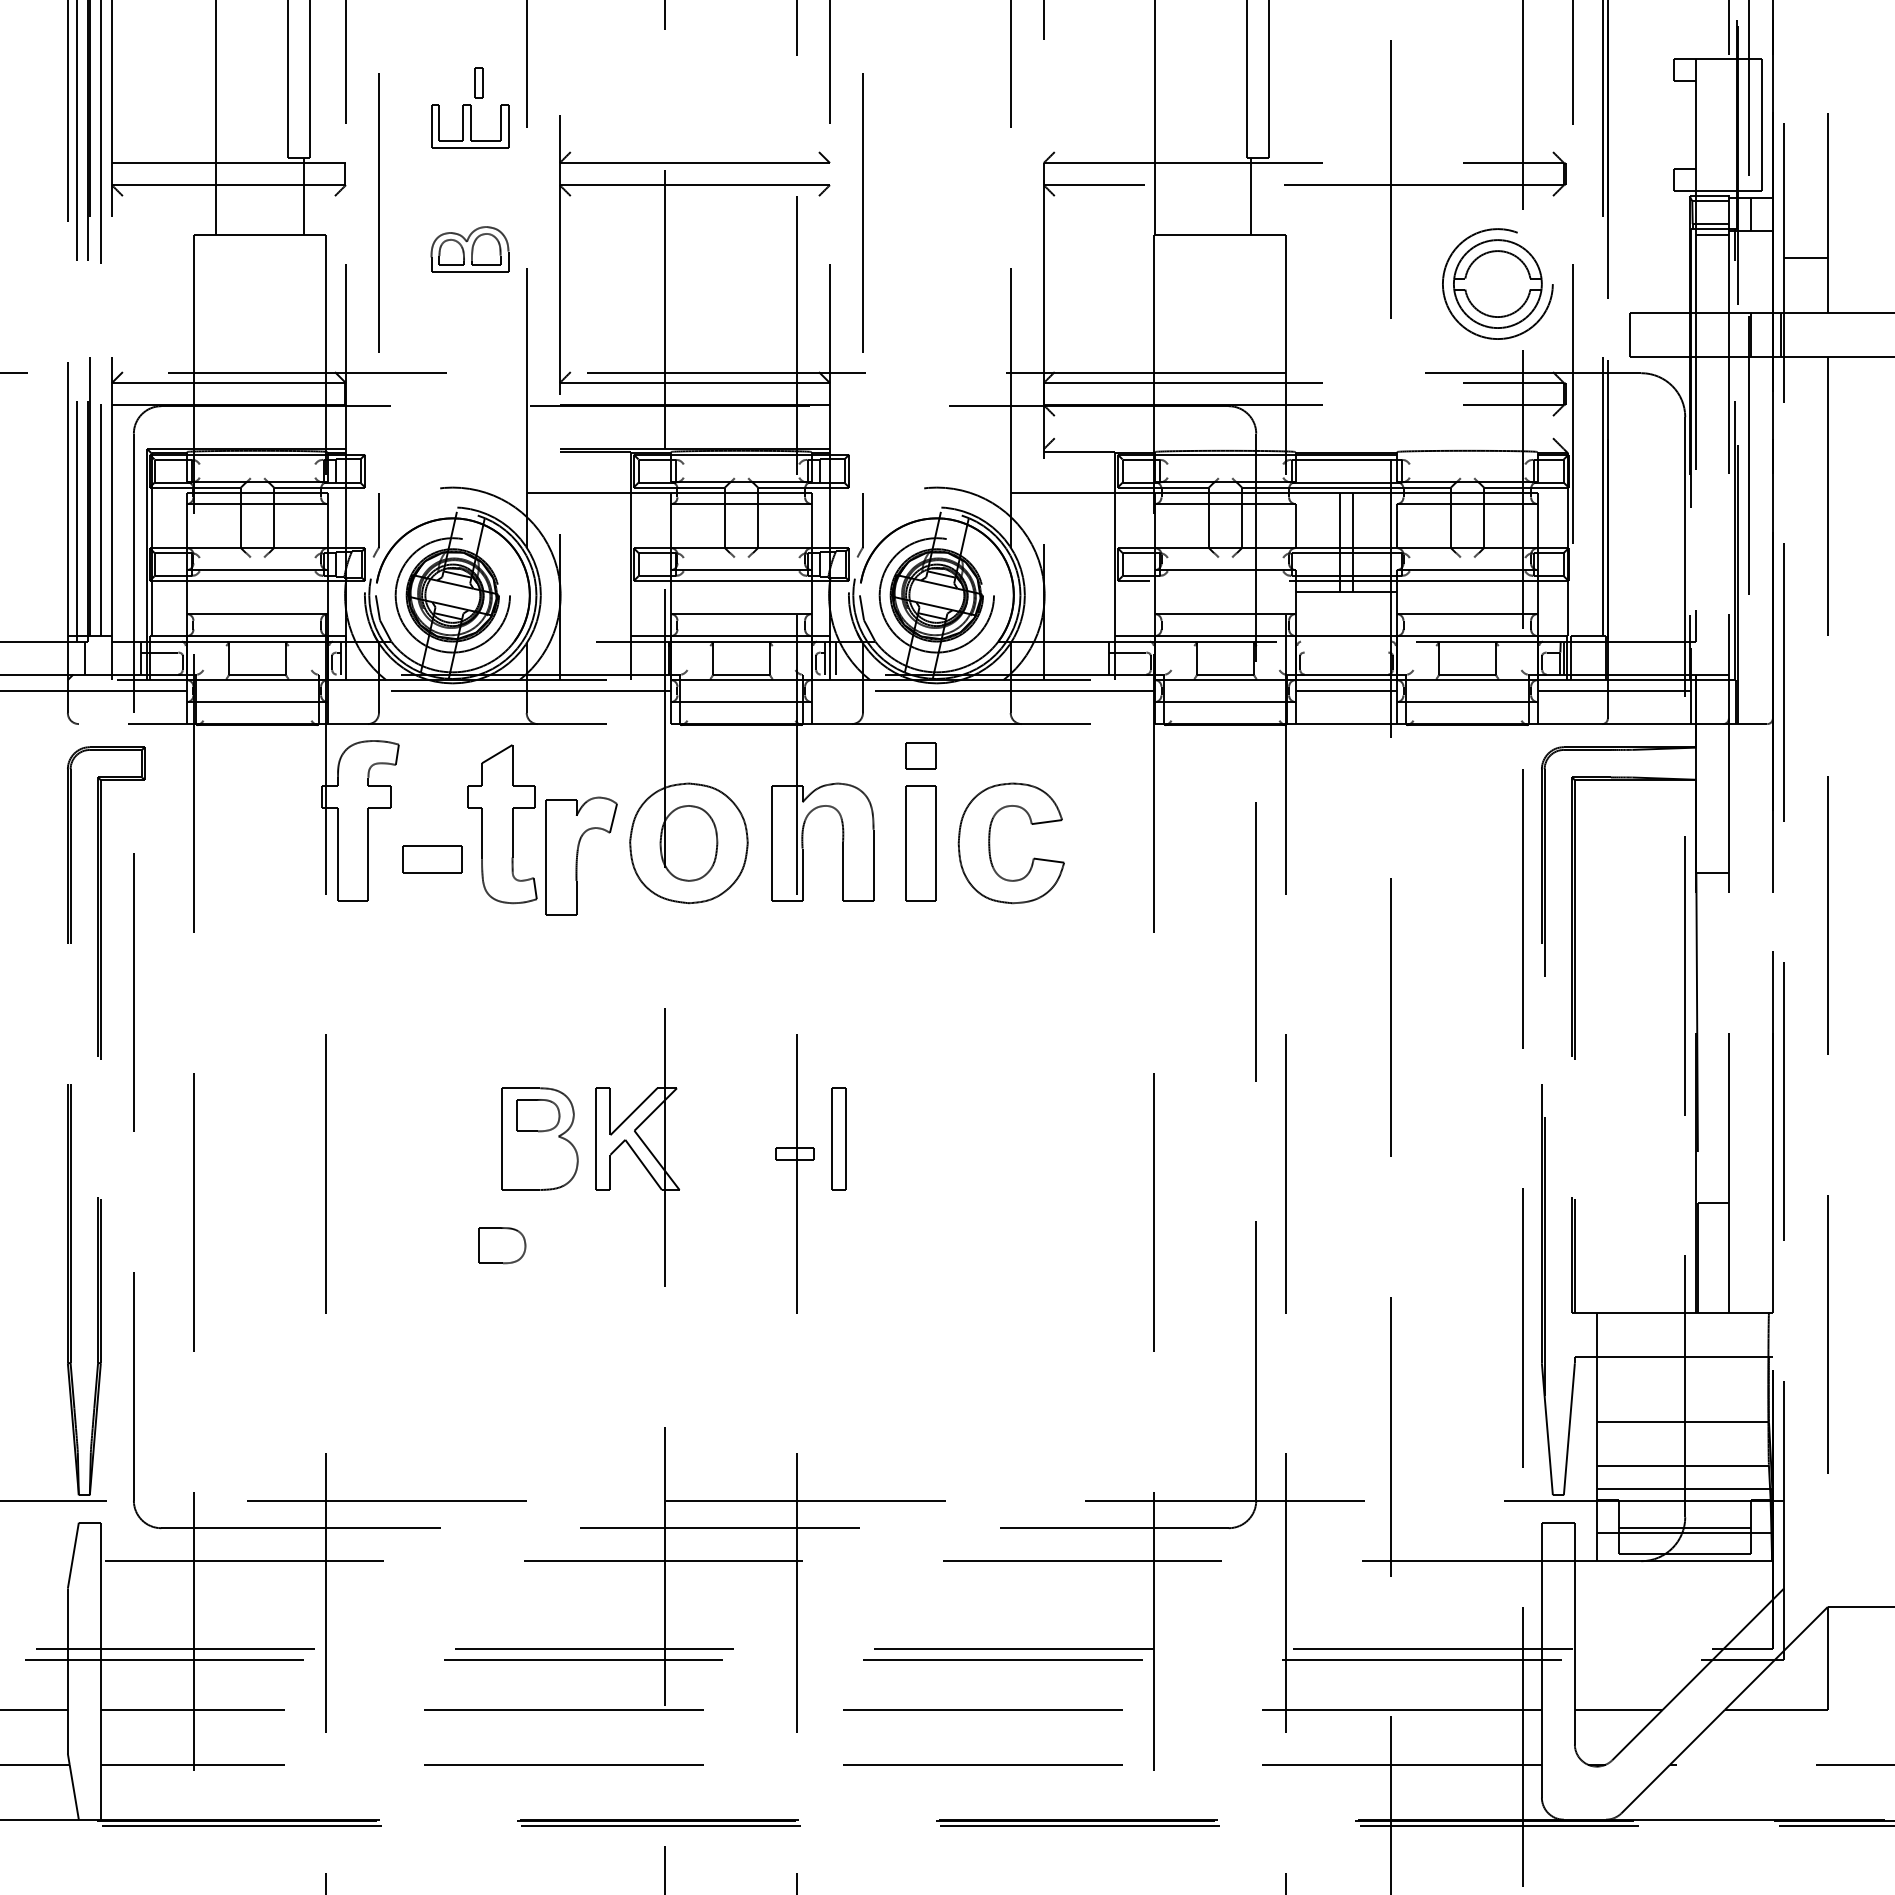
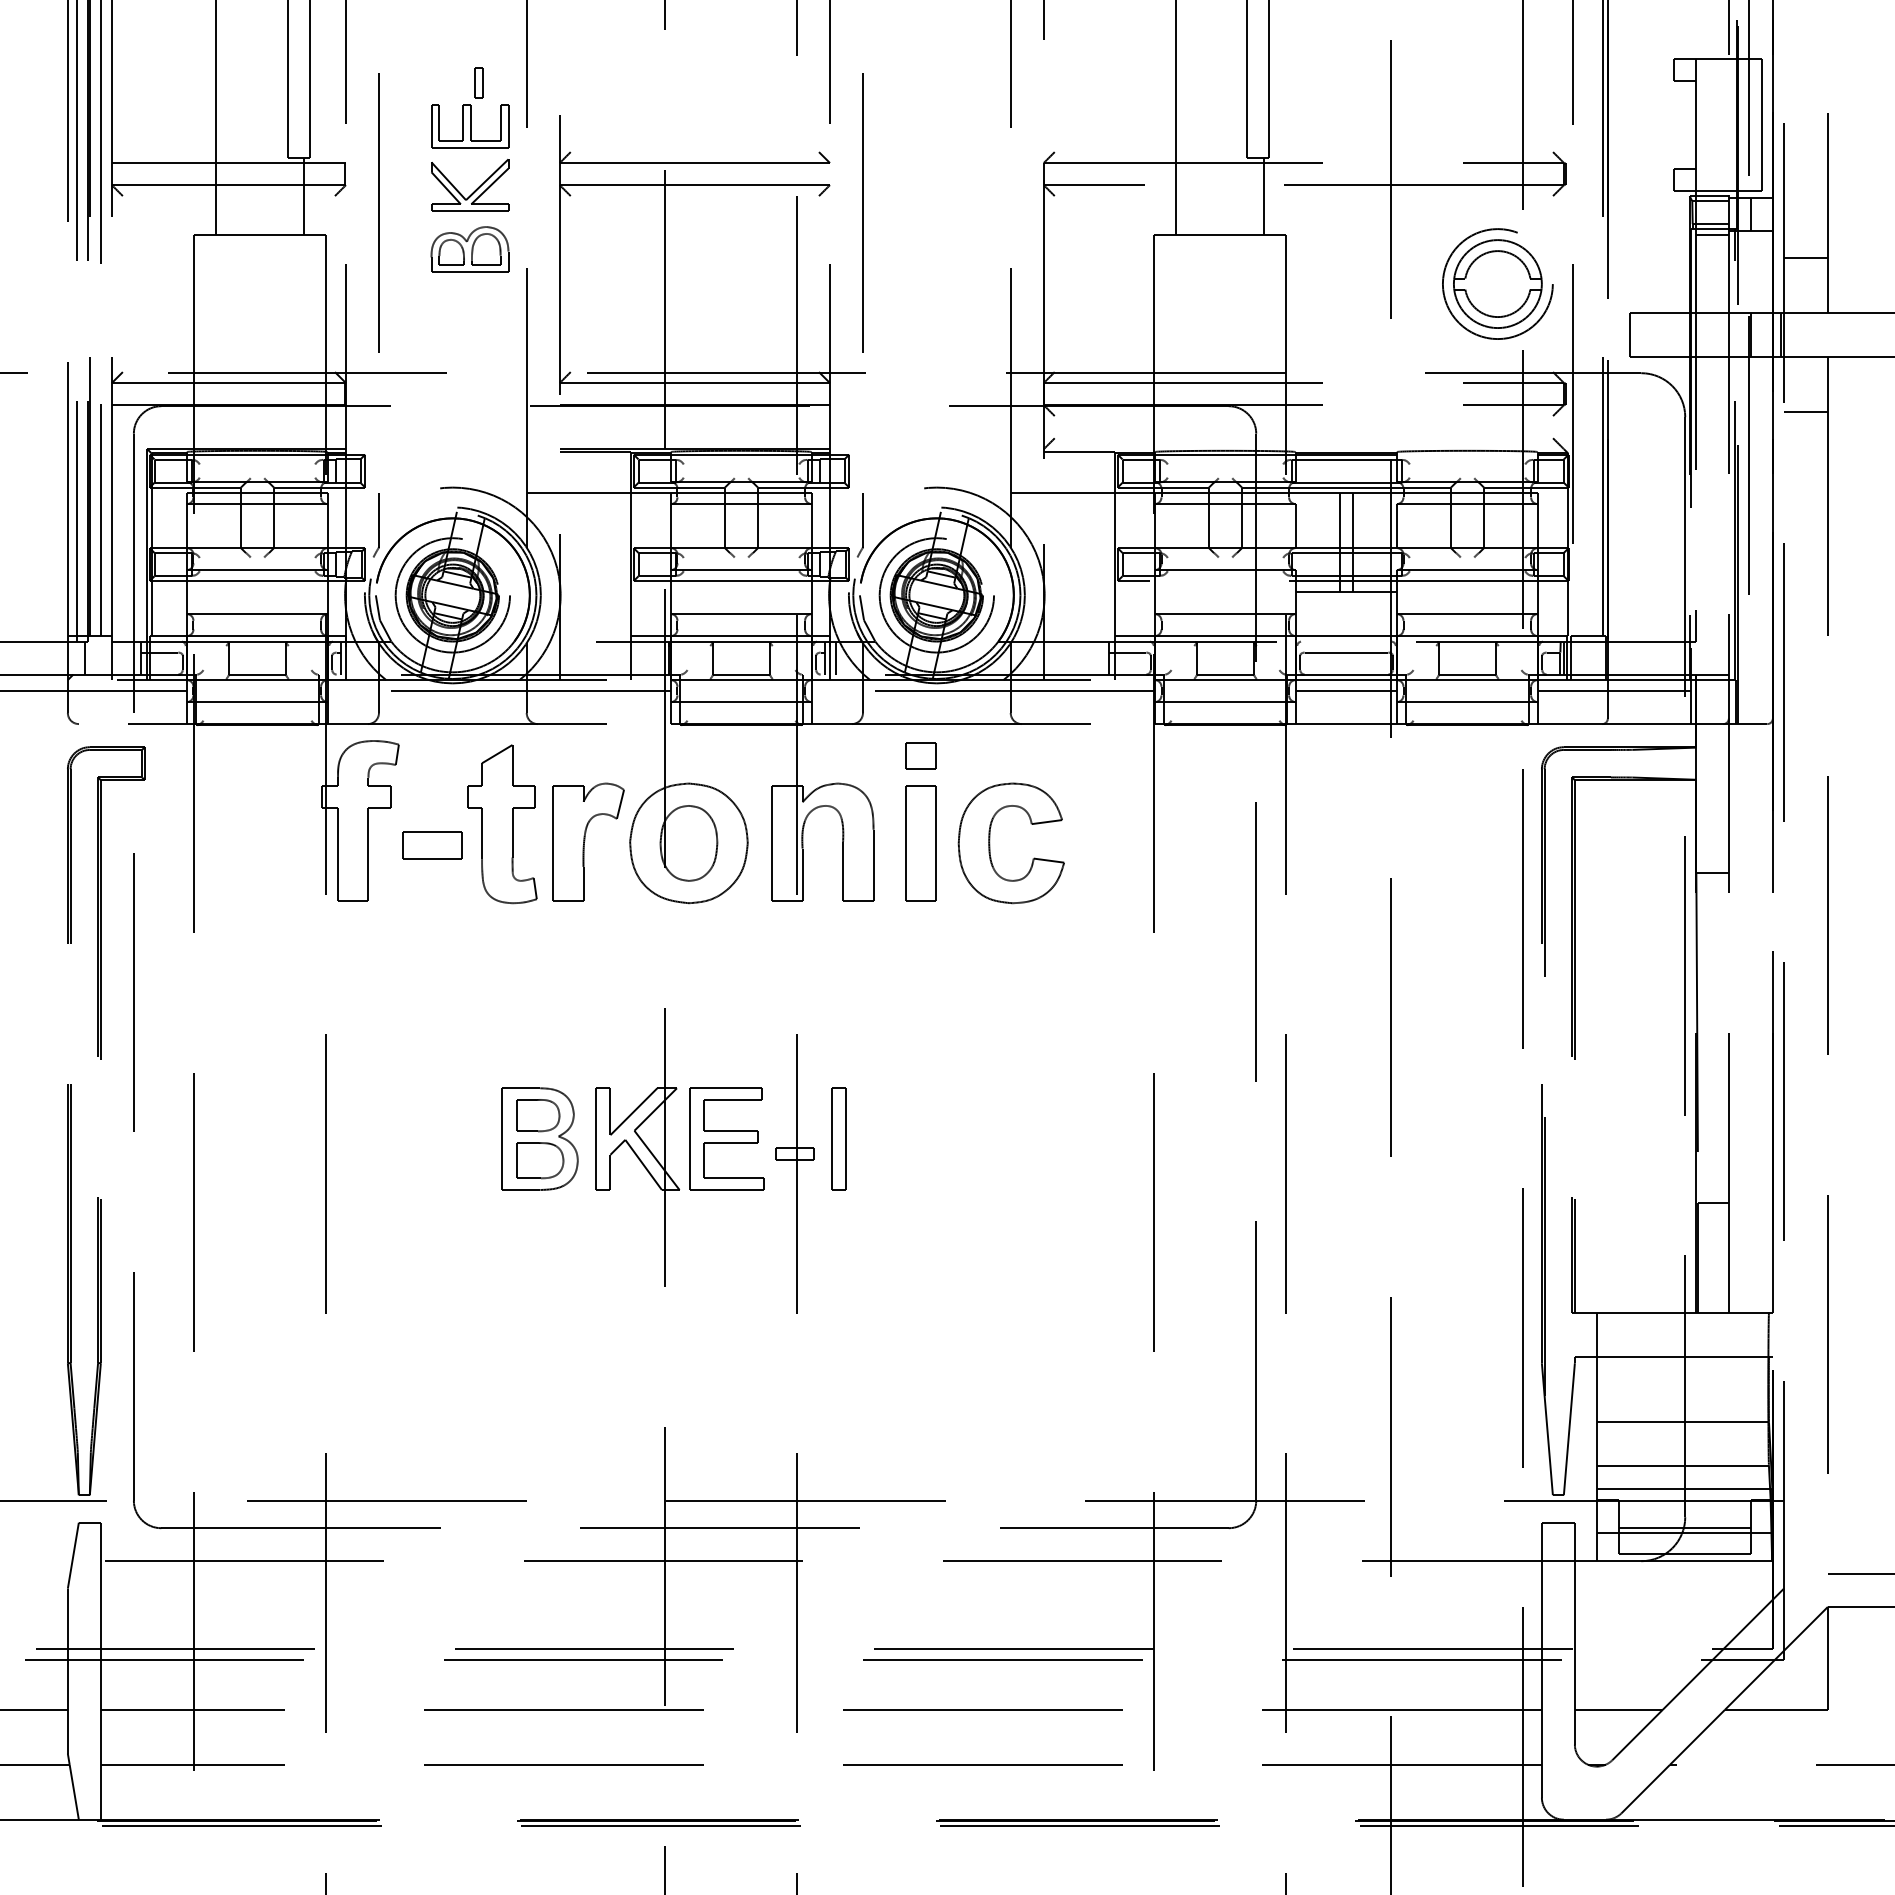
line position: (1154, 118) -> (1175, 118) (1175, 118)
part: none -> present (475, 189)
line position: (1250, 195) -> (1263, 195) (1263, 195)
line: none -> present (1805, 411)
line: none -> present (1346, 652)
part position: (581, 855) -> (588, 841) (588, 841)
part position: (432, 859) -> (432, 845) (432, 845)
part: none -> present (726, 1138)
part position: (502, 1245) -> (540, 1160) (540, 1160)
line: none -> present (1859, 1573)
